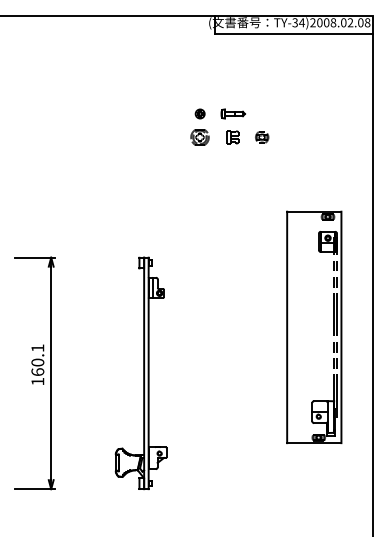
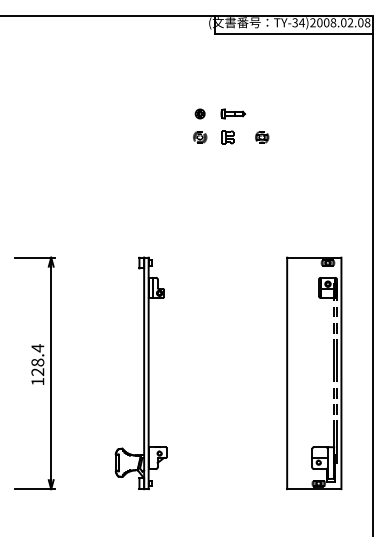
part size: 20x17 px -> 15x13 px (200, 137)
part position: (232, 137) -> (227, 137) (227, 137)
part position: (314, 327) -> (314, 373) (314, 373)
text: 160.1 -> 128.4 (37, 360)
